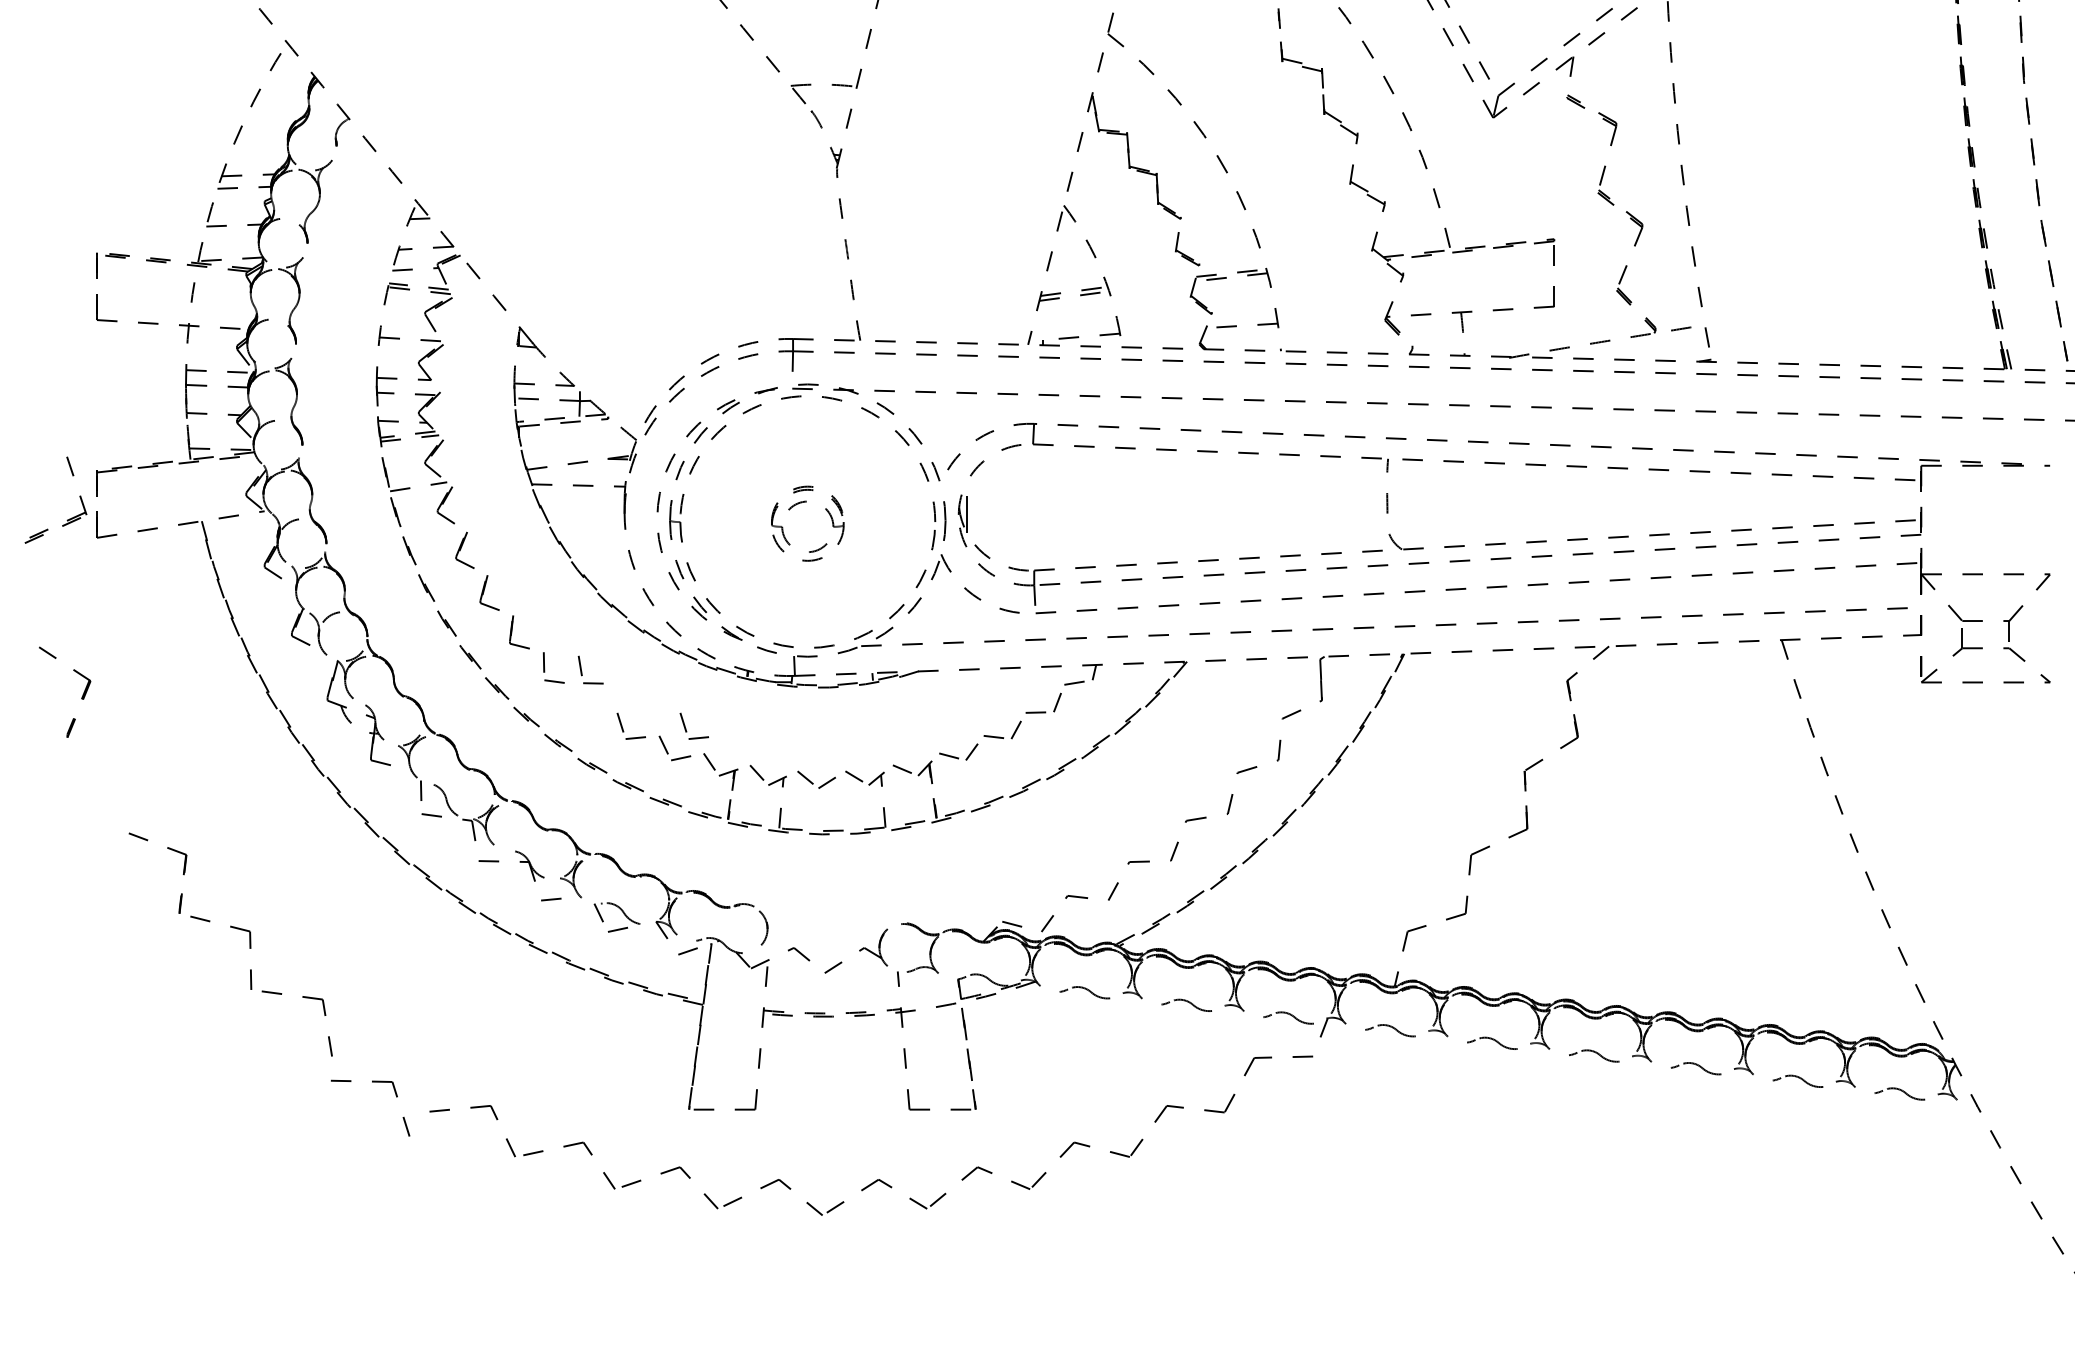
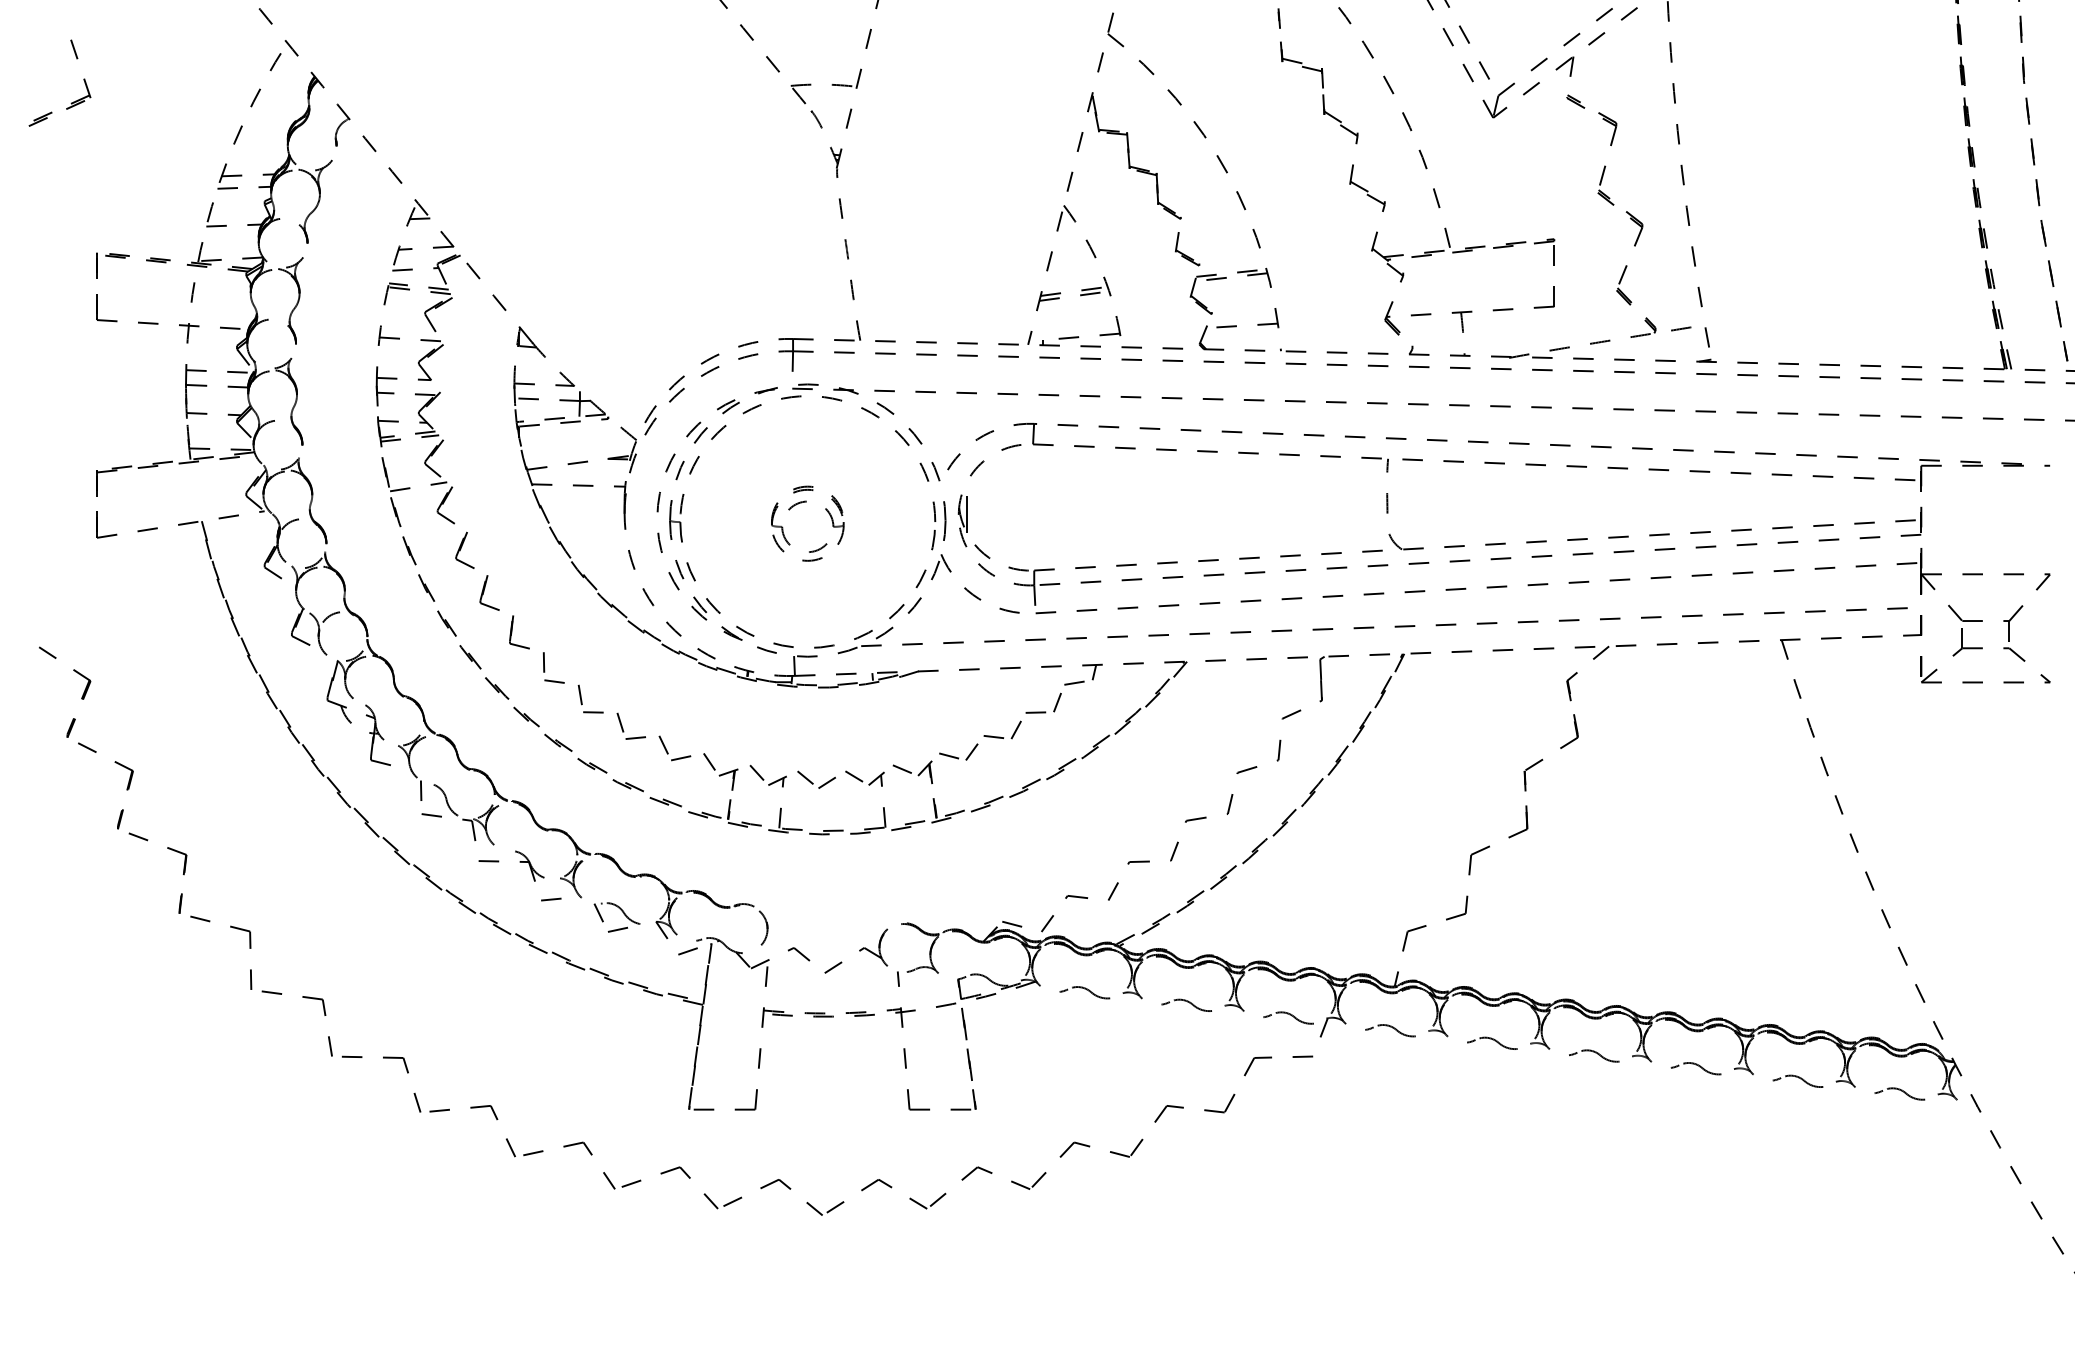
part position: (67, 519) -> (71, 102) (71, 102)
part position: (582, 671) -> (582, 700) (582, 700)
part: present -> none (686, 728)
part: none -> present (126, 788)
part position: (372, 1082) -> (383, 1058) (383, 1058)
